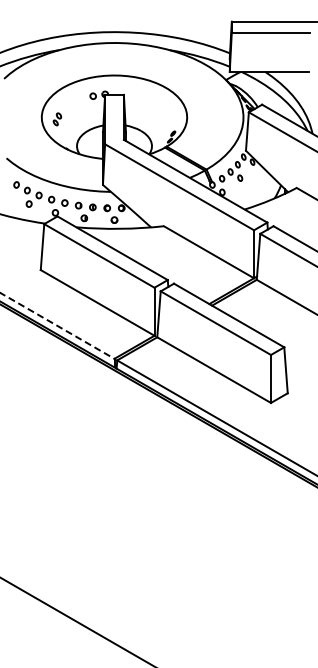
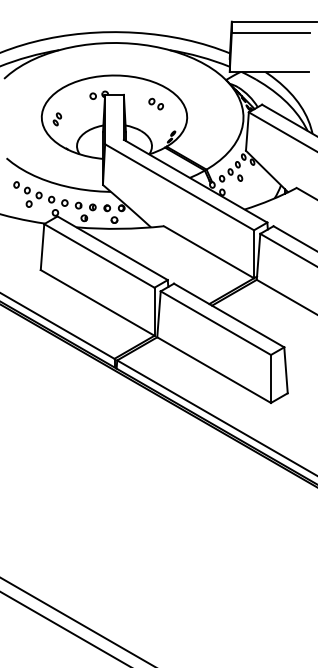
part: none -> present (155, 103)
line: dashed -> solid (57, 325)
line: none -> present (64, 628)
